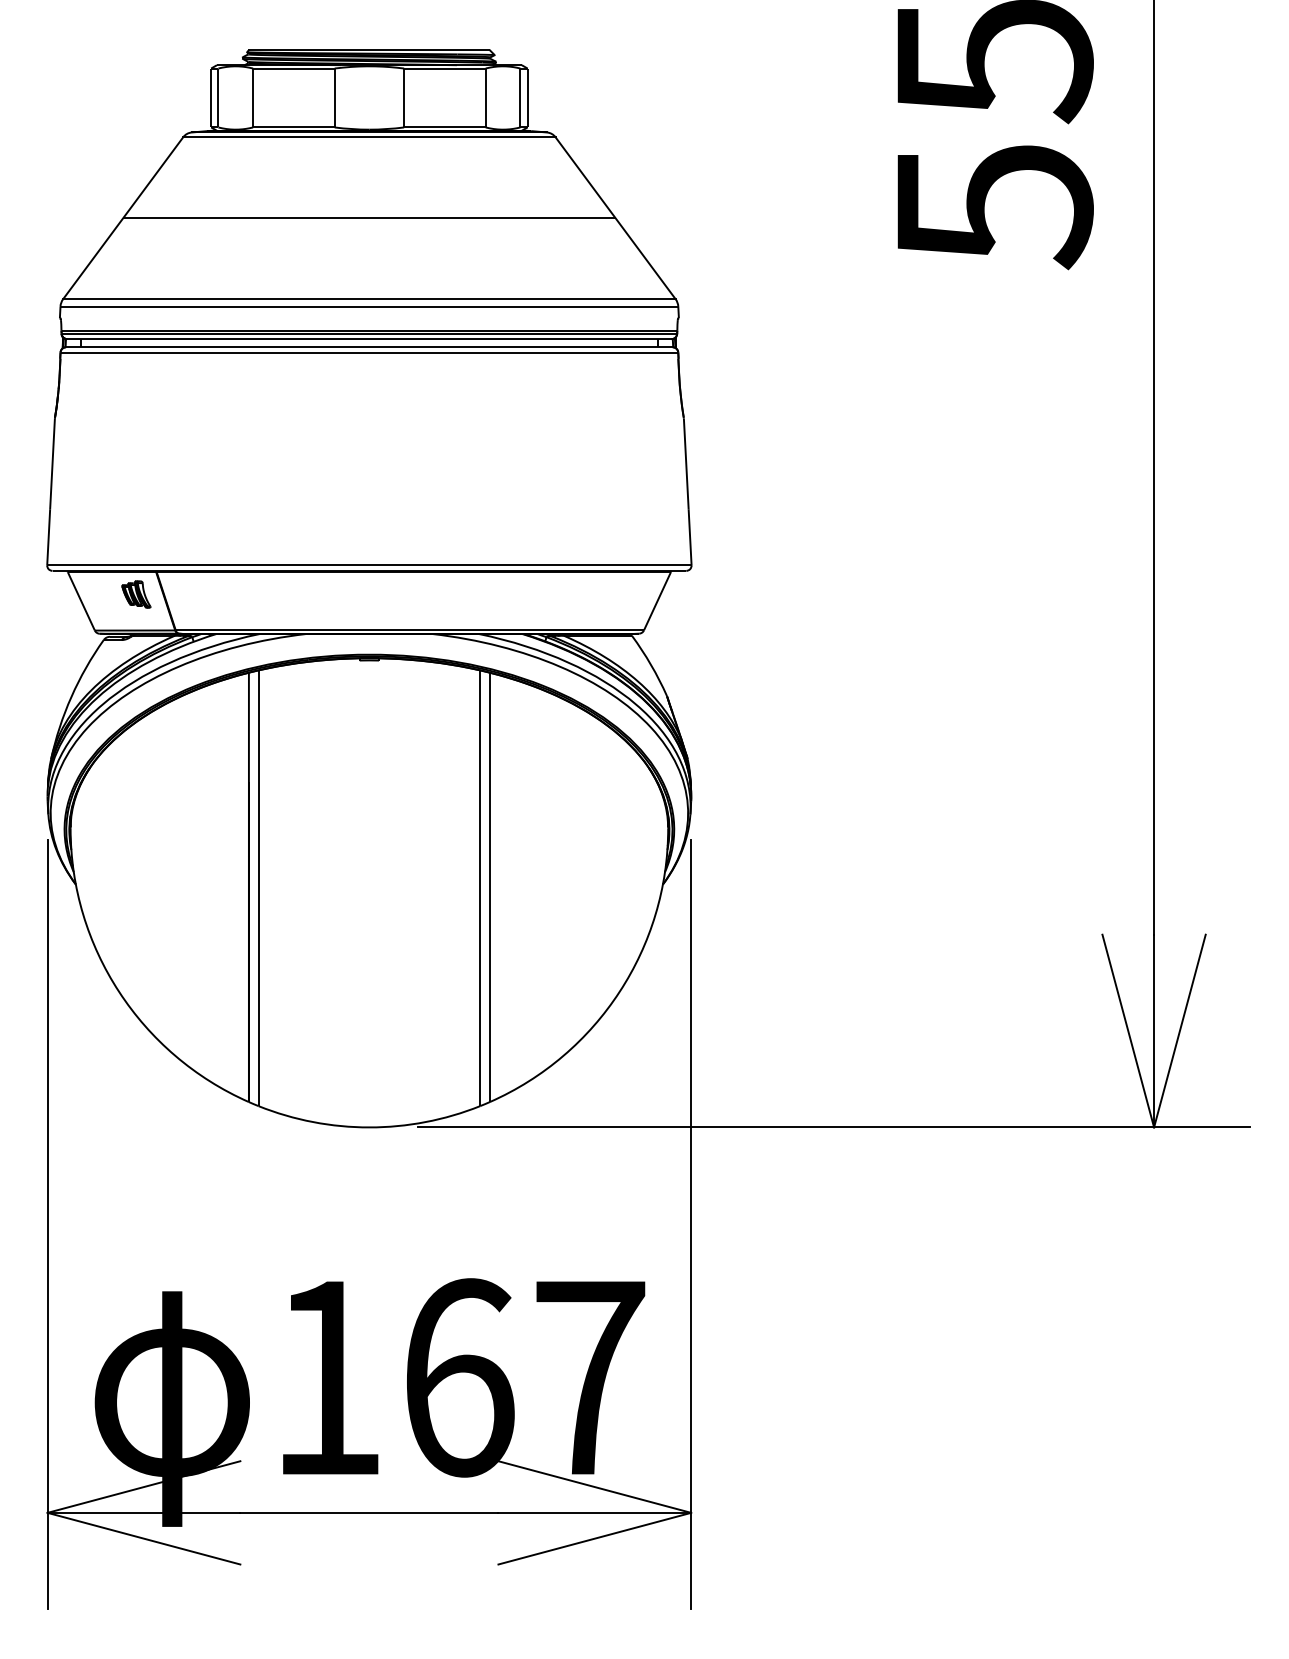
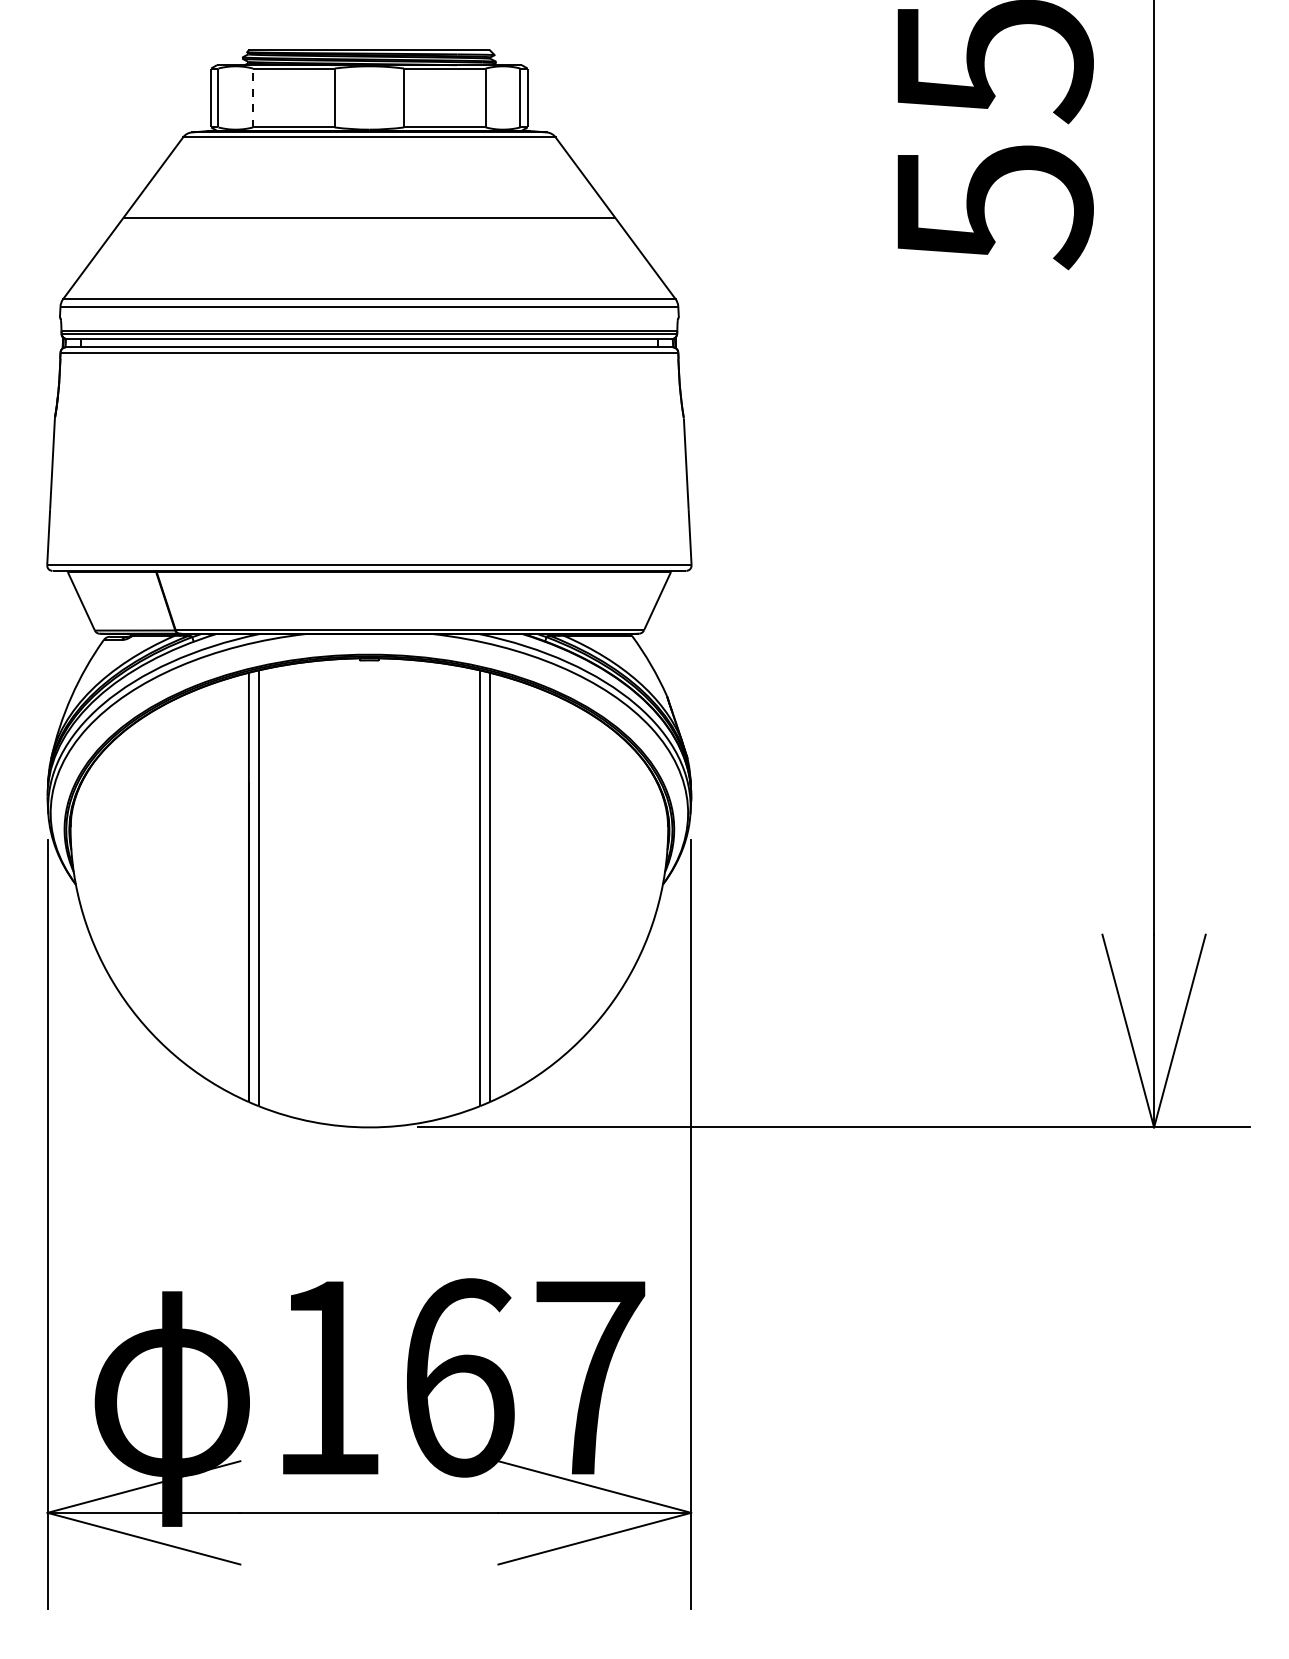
line: solid -> dashed (253, 97)
part: present -> none (136, 594)
